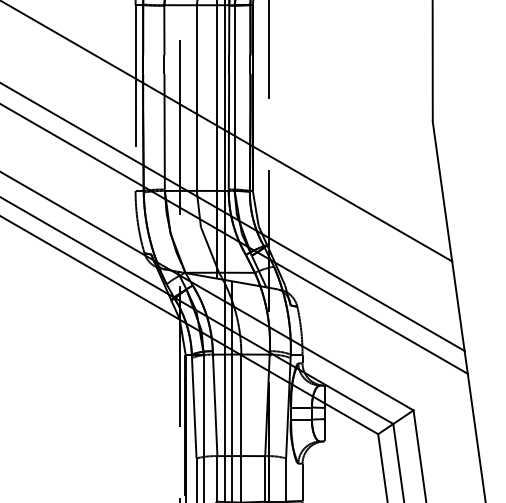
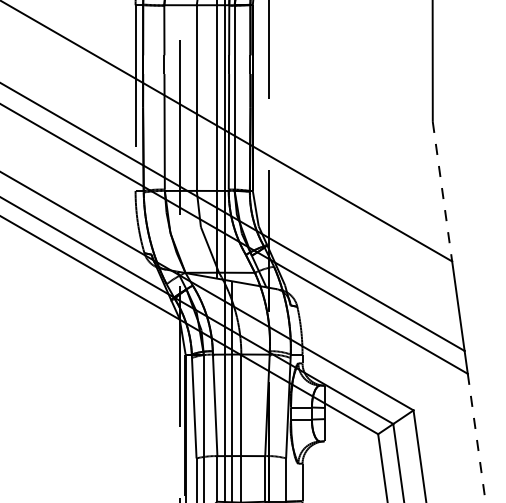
line: solid -> dashed (442, 192)
line: solid -> dashed (476, 438)
